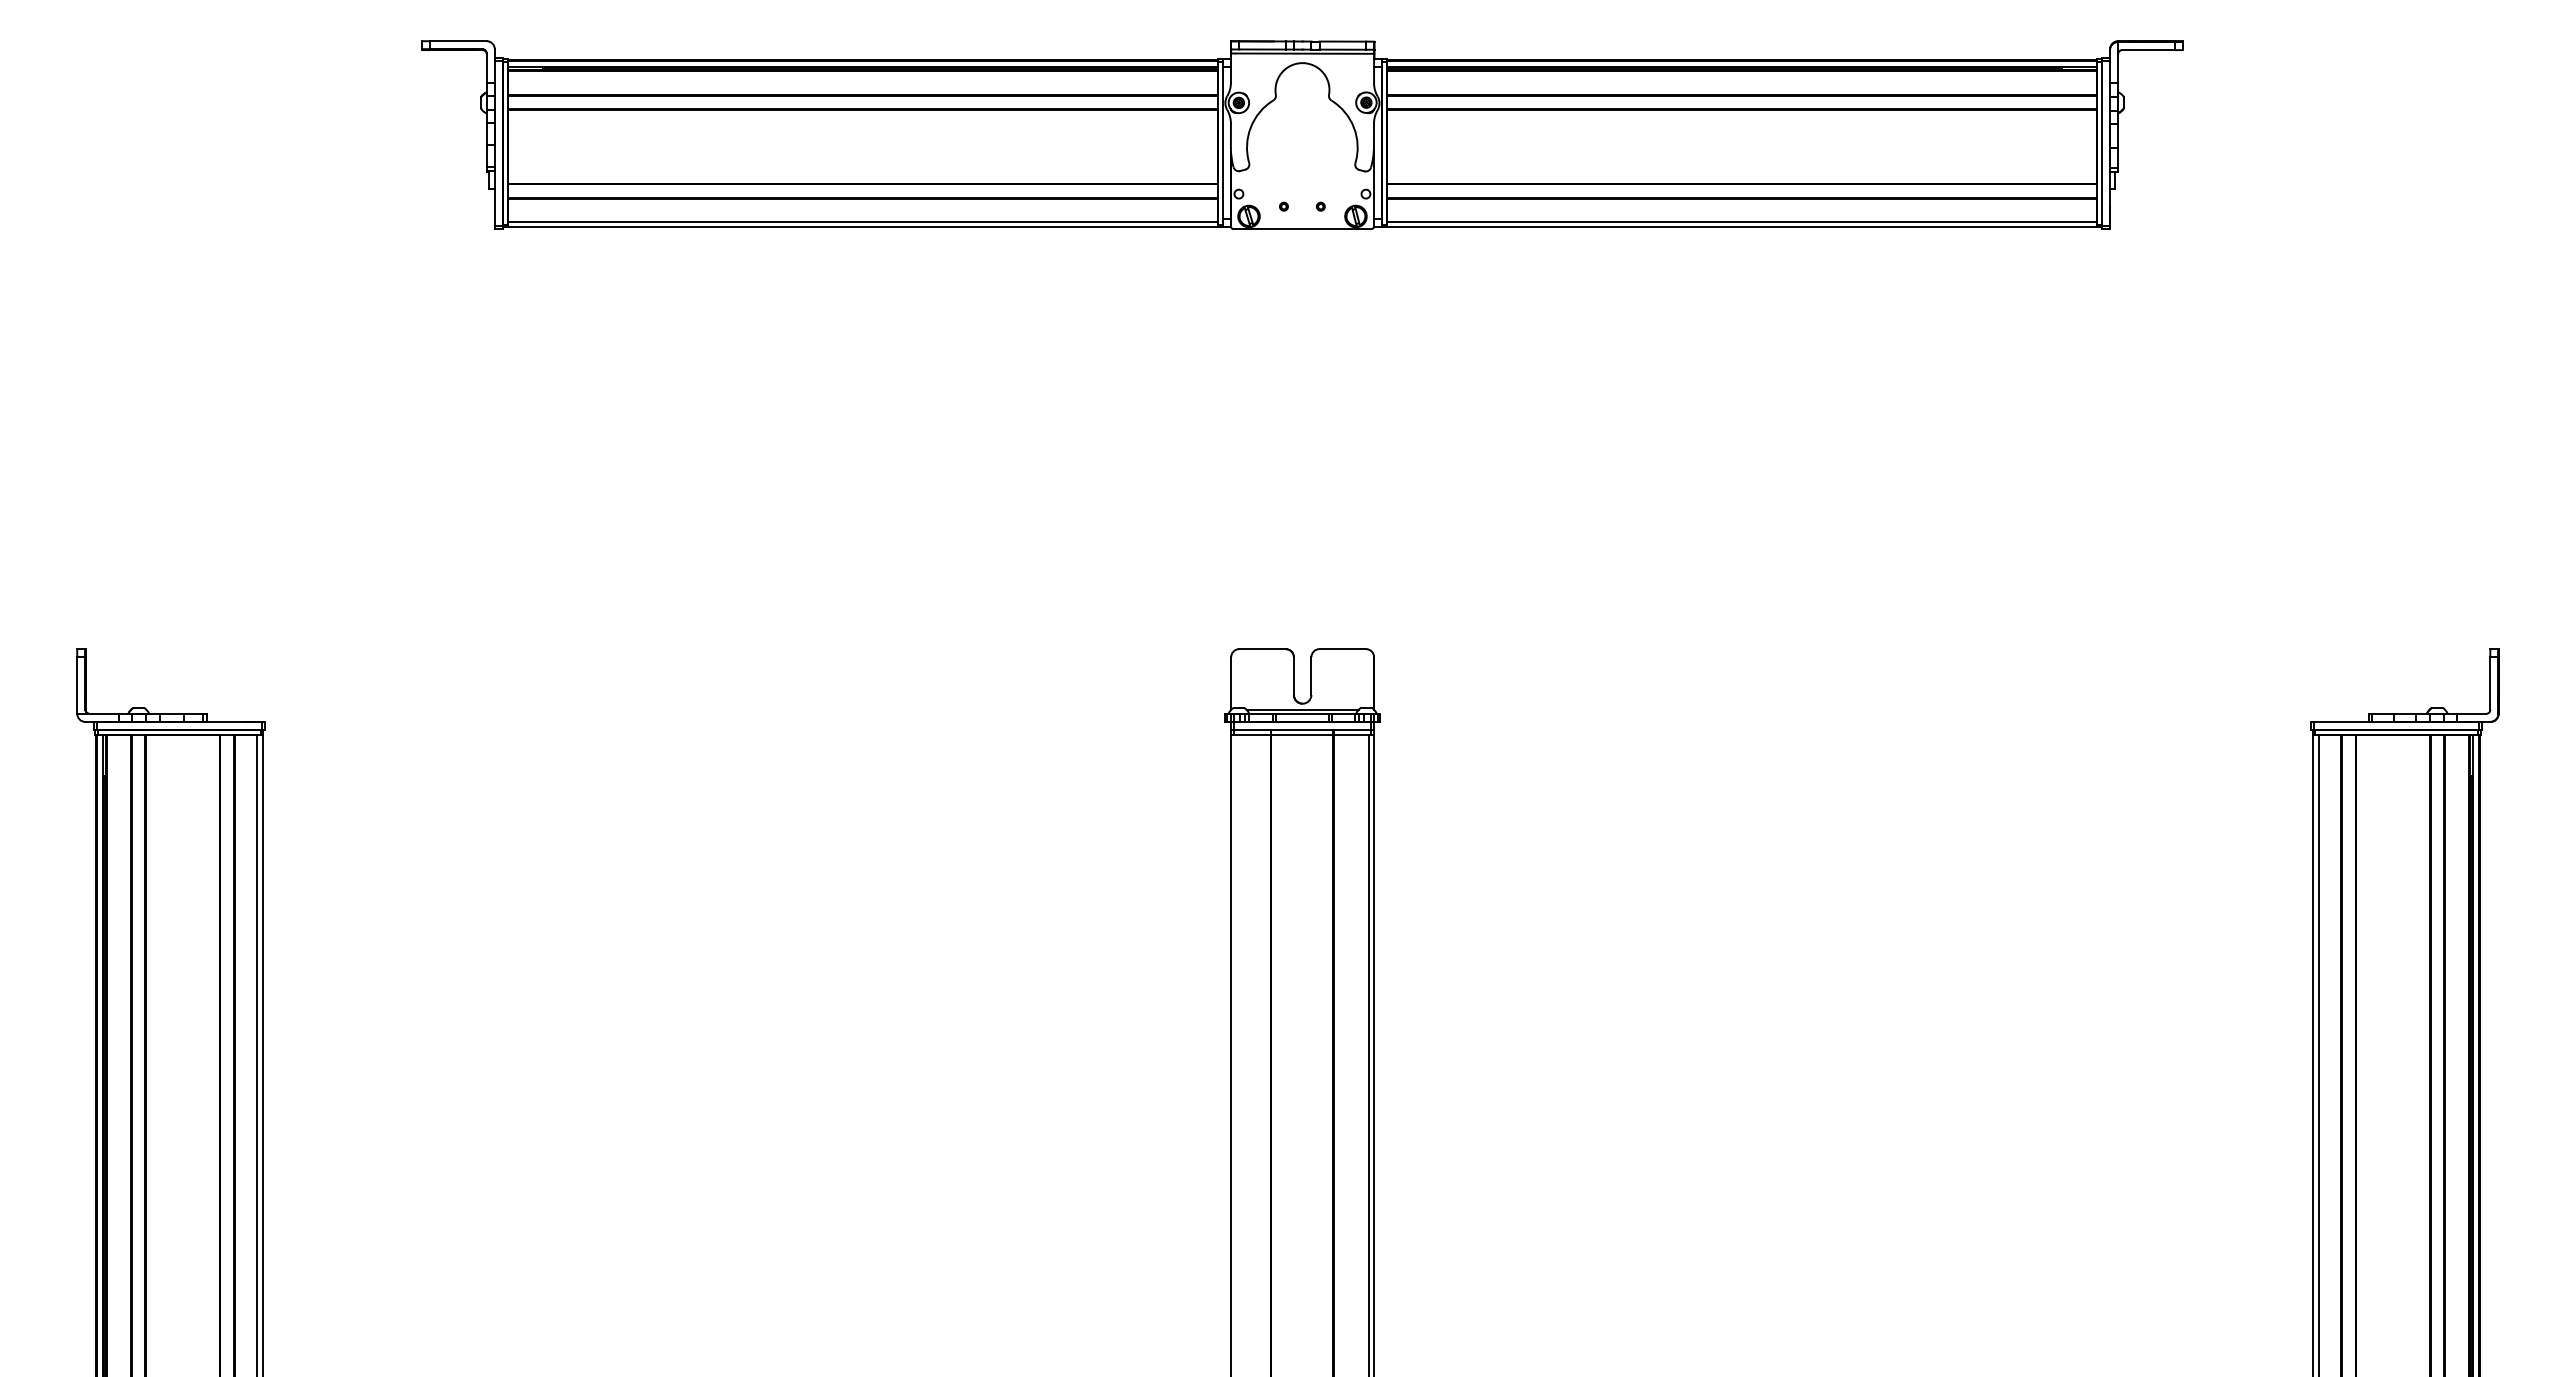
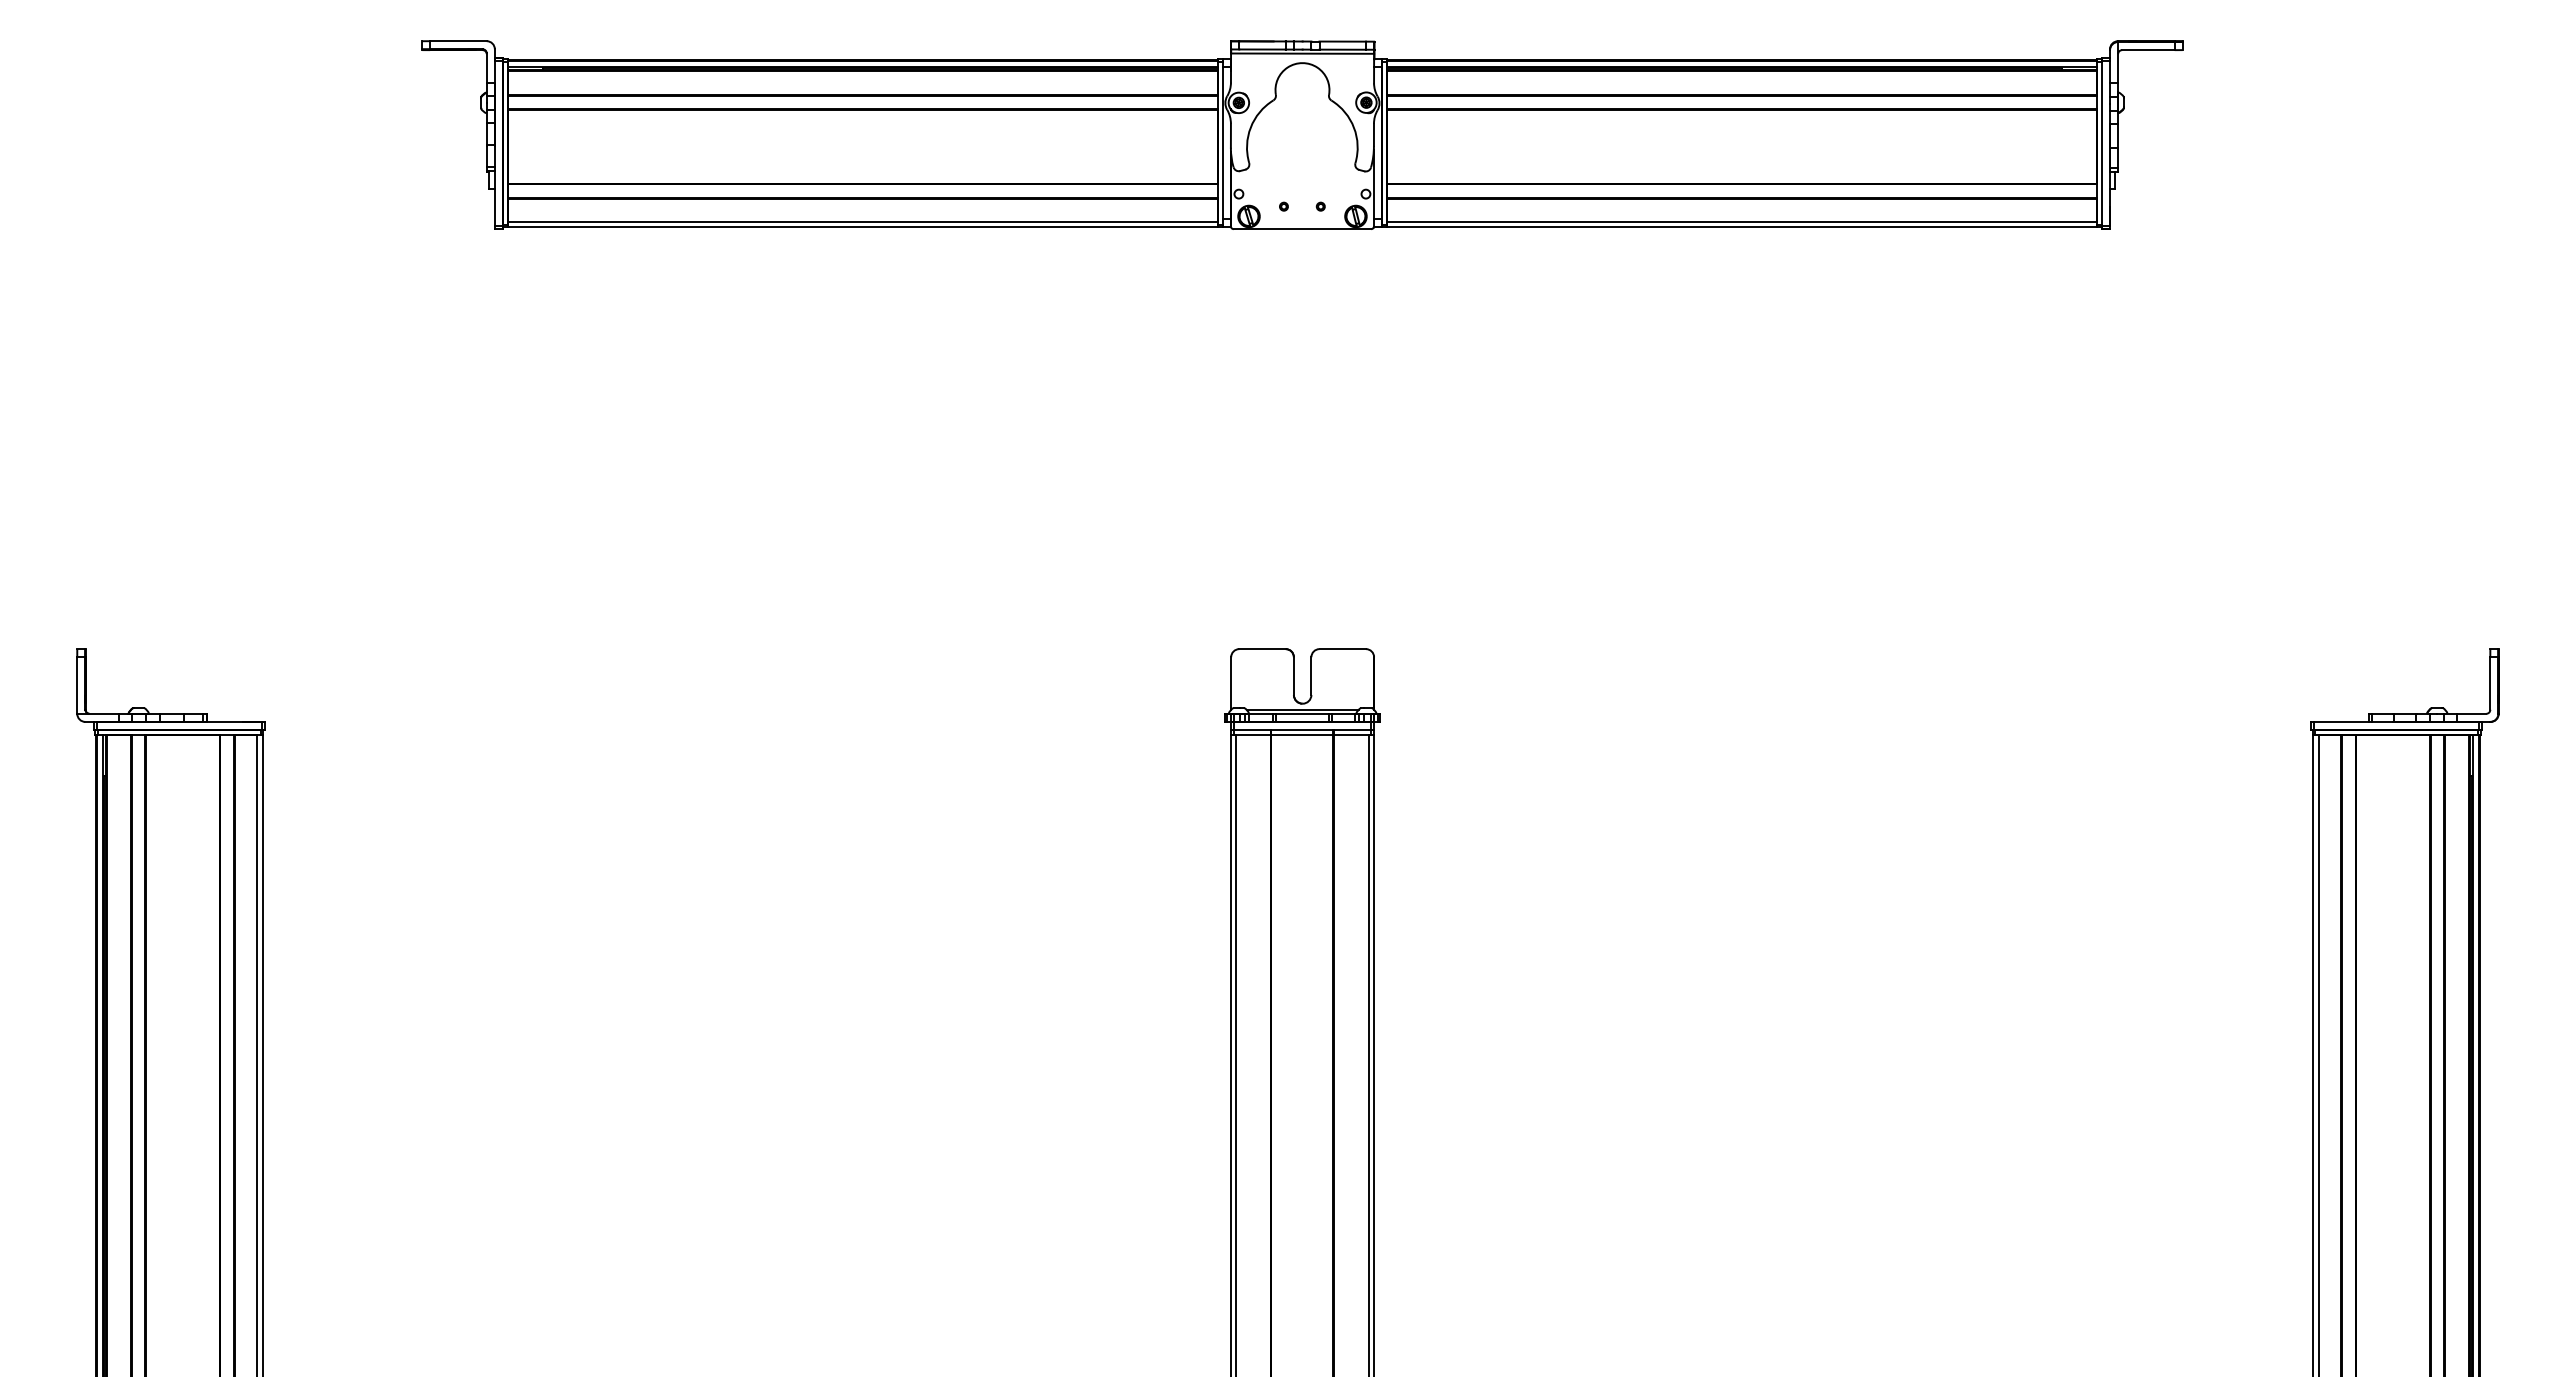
line: none -> present (1236, 1054)
